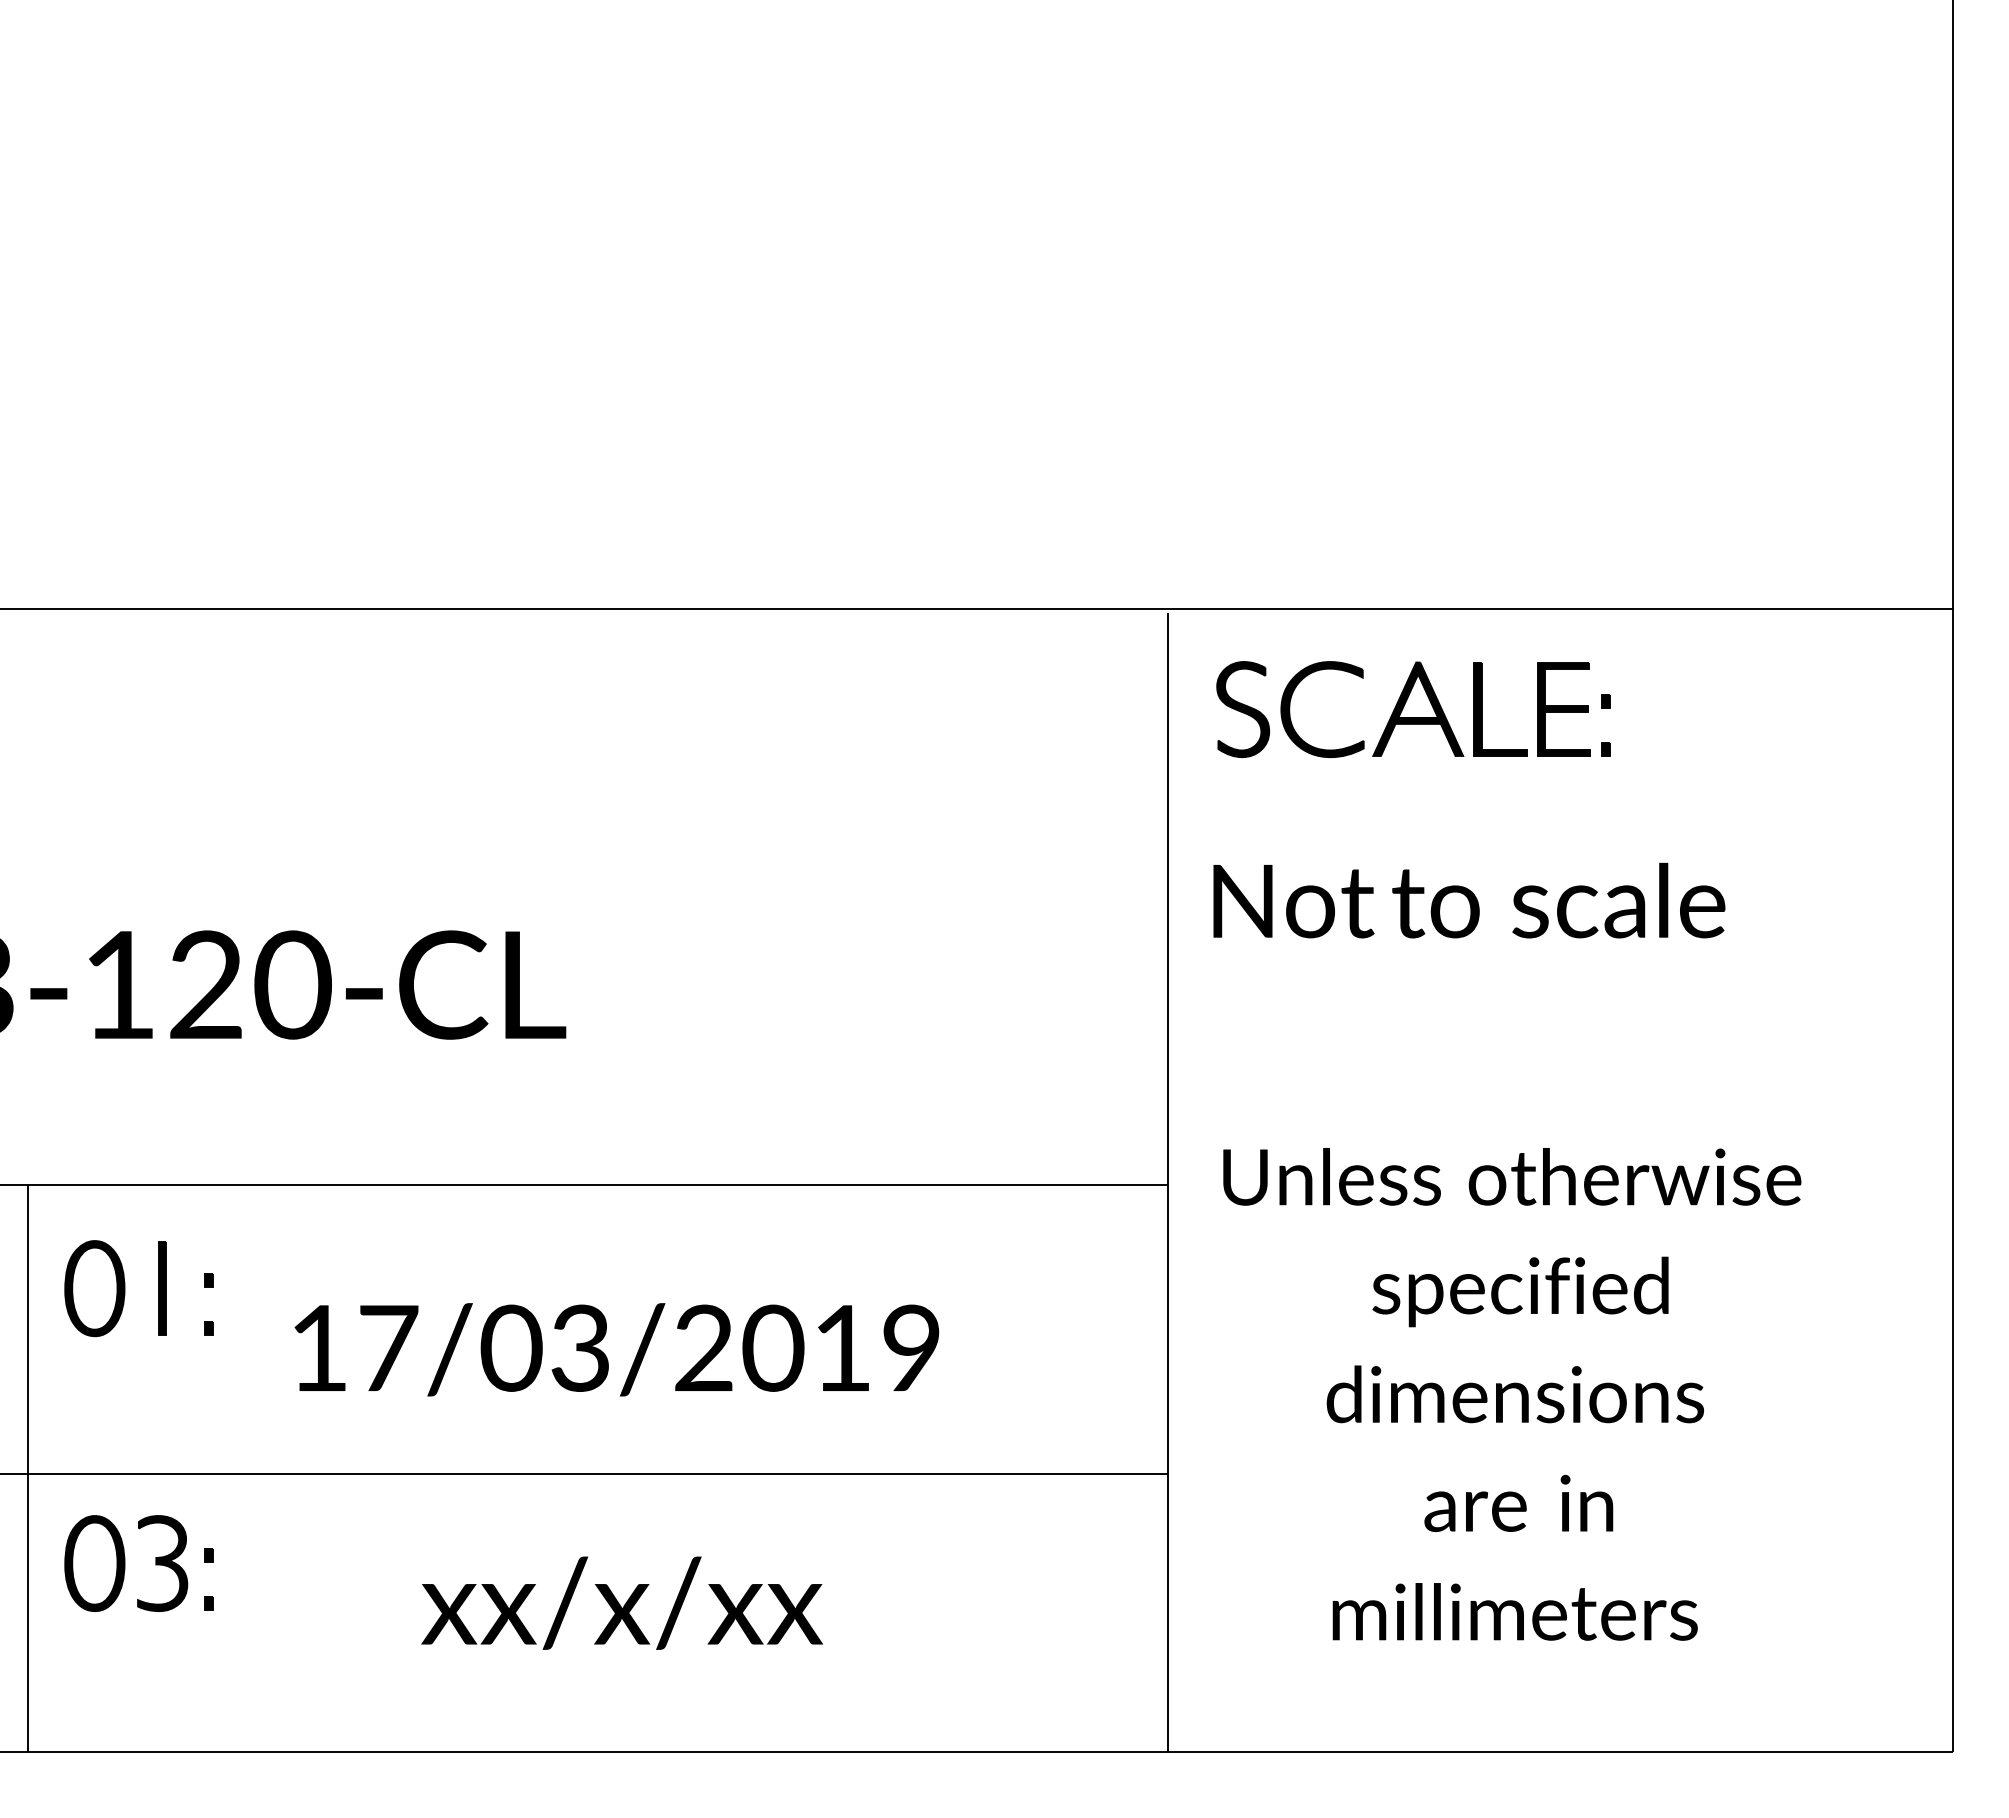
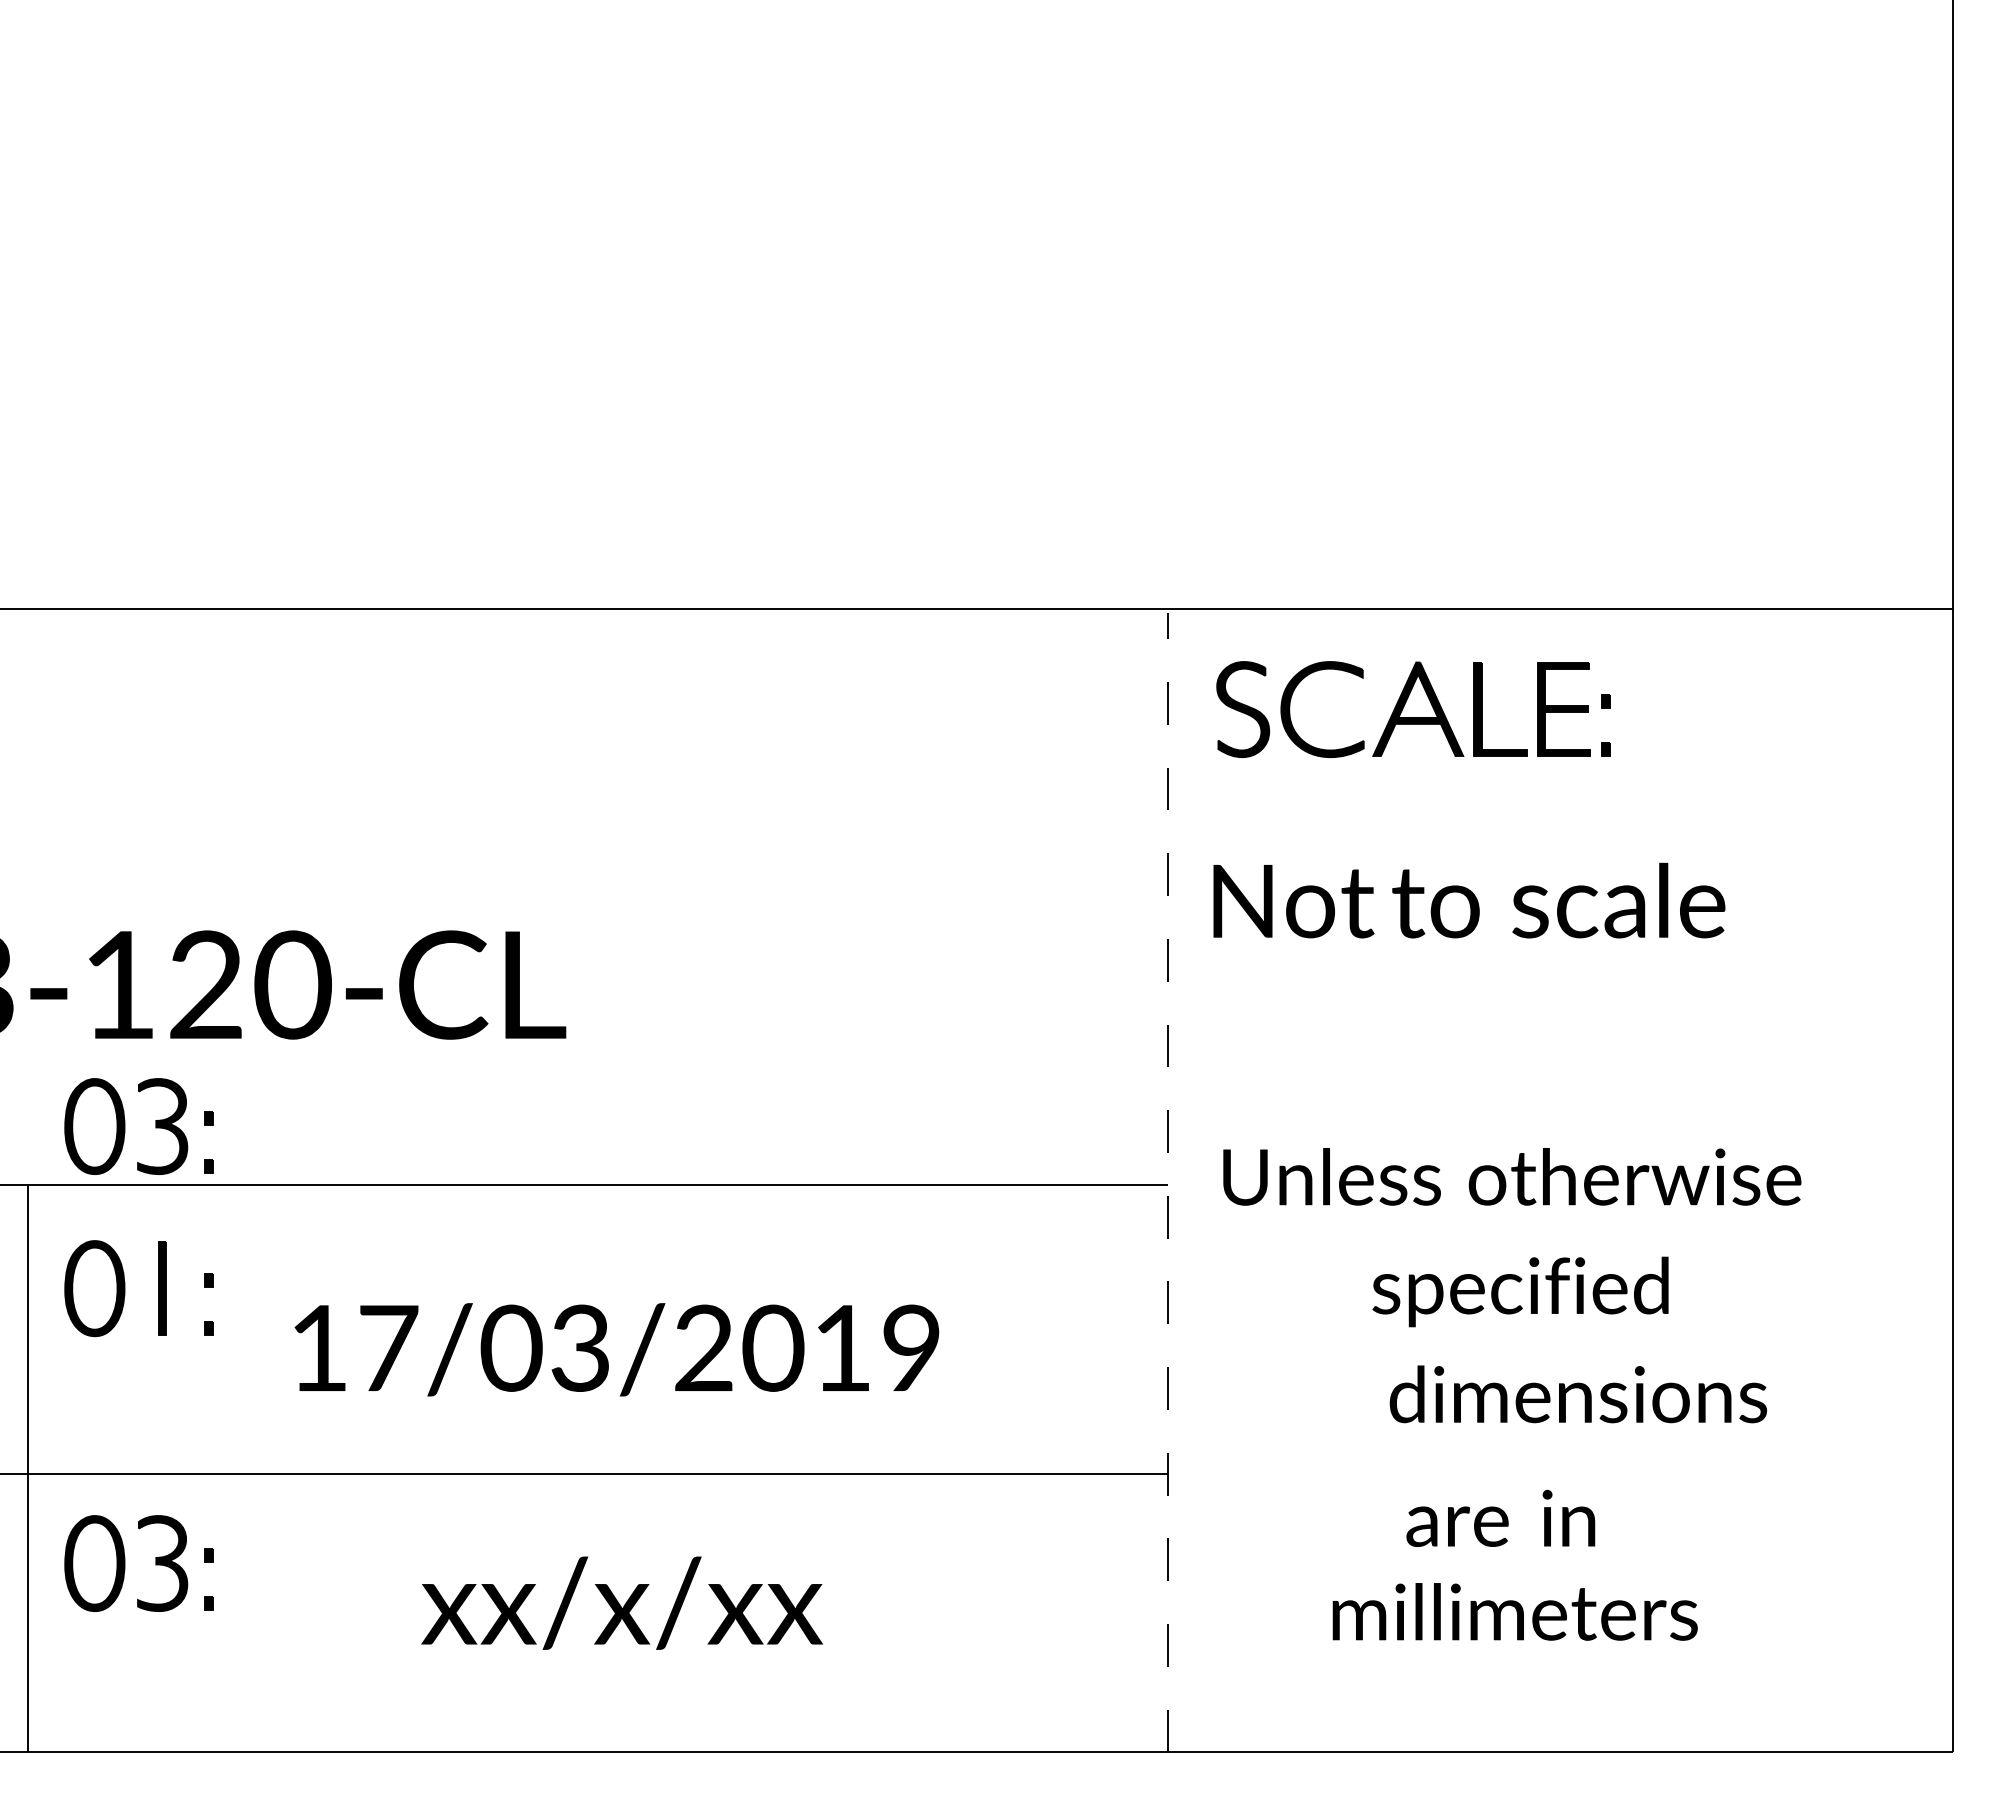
part: none -> present (125, 1126)
line: solid -> dashed (1168, 1182)
text position: (1515, 1394) -> (1578, 1394) (1578, 1394)
text position: (1518, 1502) -> (1500, 1517) (1500, 1517)
